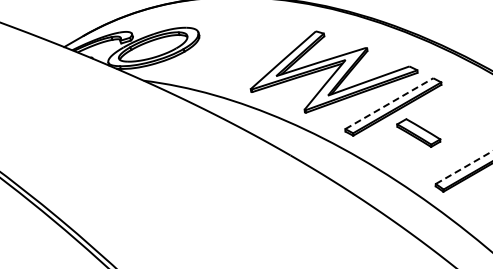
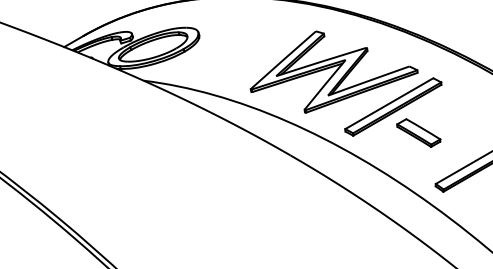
line: dashed -> solid (389, 103)
line: dashed -> solid (464, 167)
